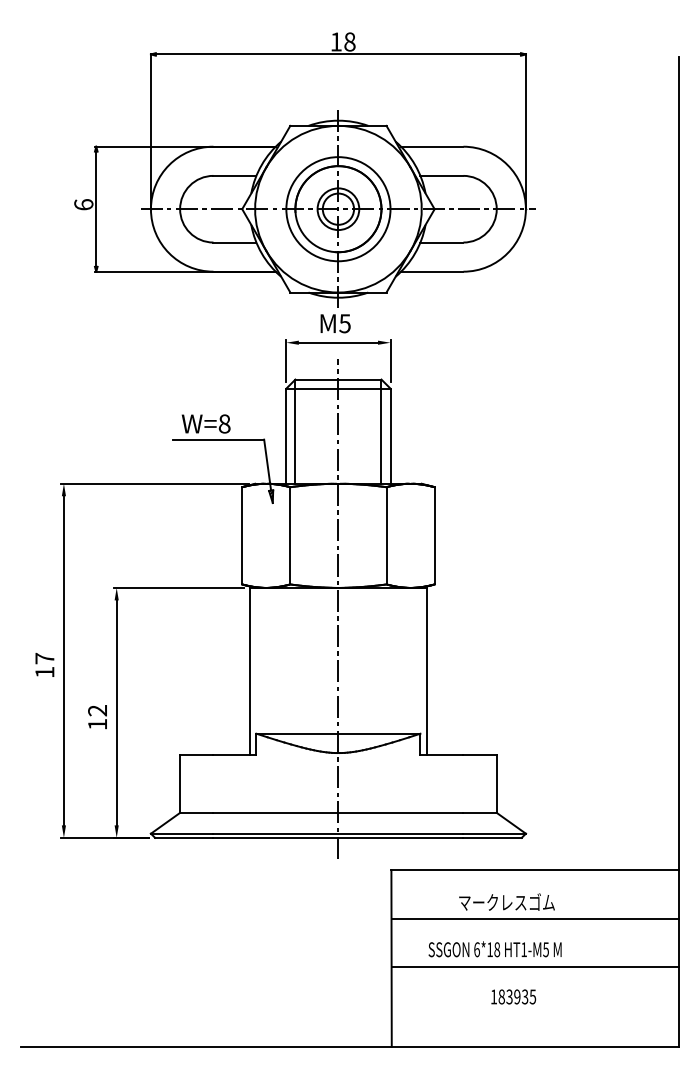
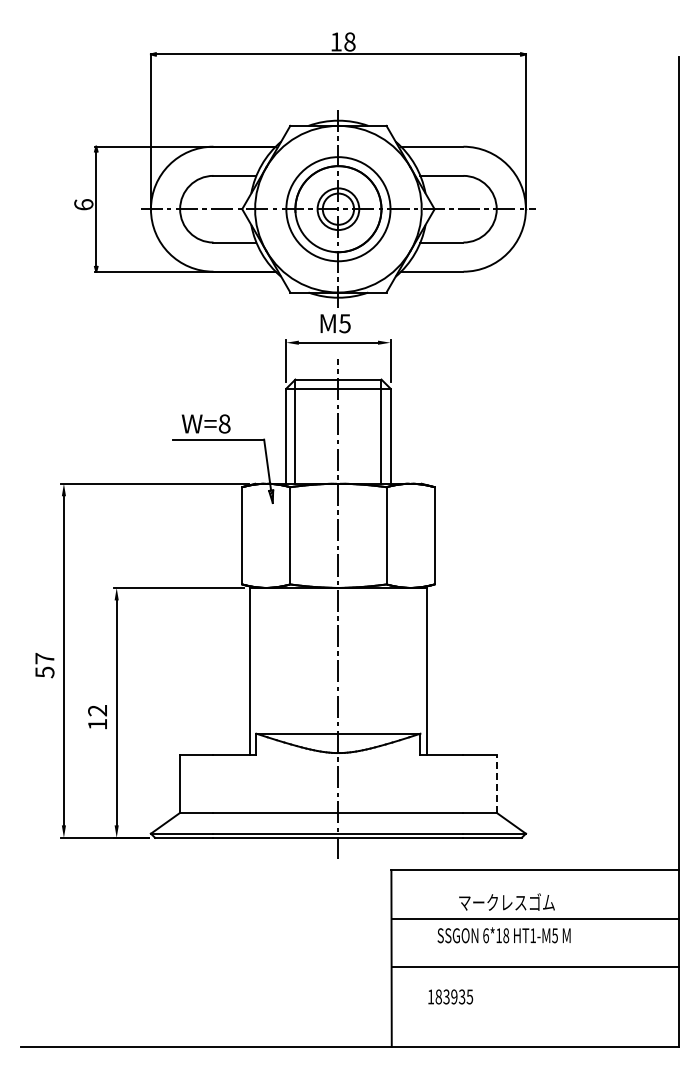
text: 17 -> 57 (44, 672)
line: solid -> dashed (496, 783)
text position: (494, 949) -> (503, 935) (503, 935)
text position: (513, 996) -> (450, 996) (450, 996)
